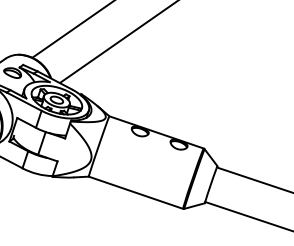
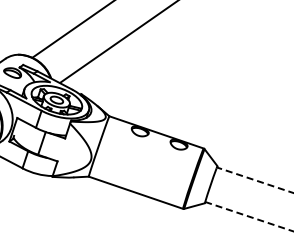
line: solid -> dashed (254, 180)
line: solid -> dashed (249, 216)
